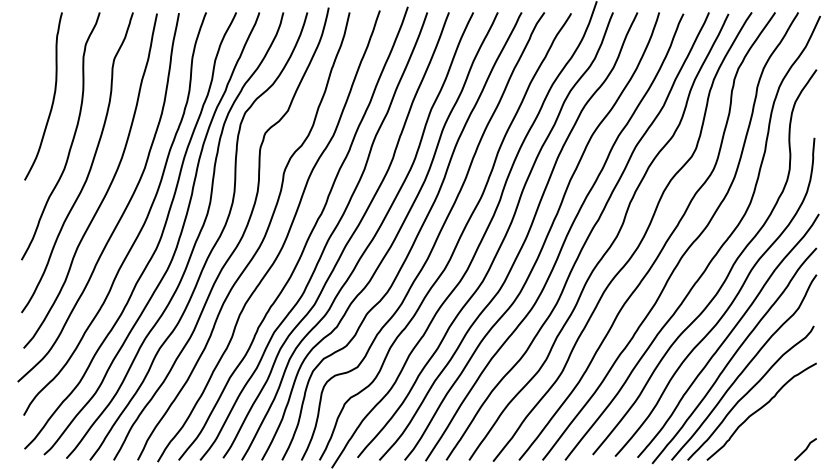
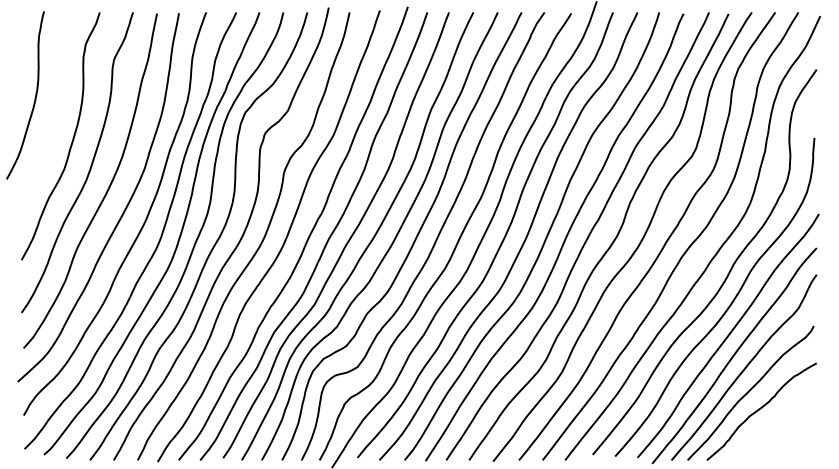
curve position: (52, 99) -> (34, 98) (34, 98)
line: present -> none (805, 449)
